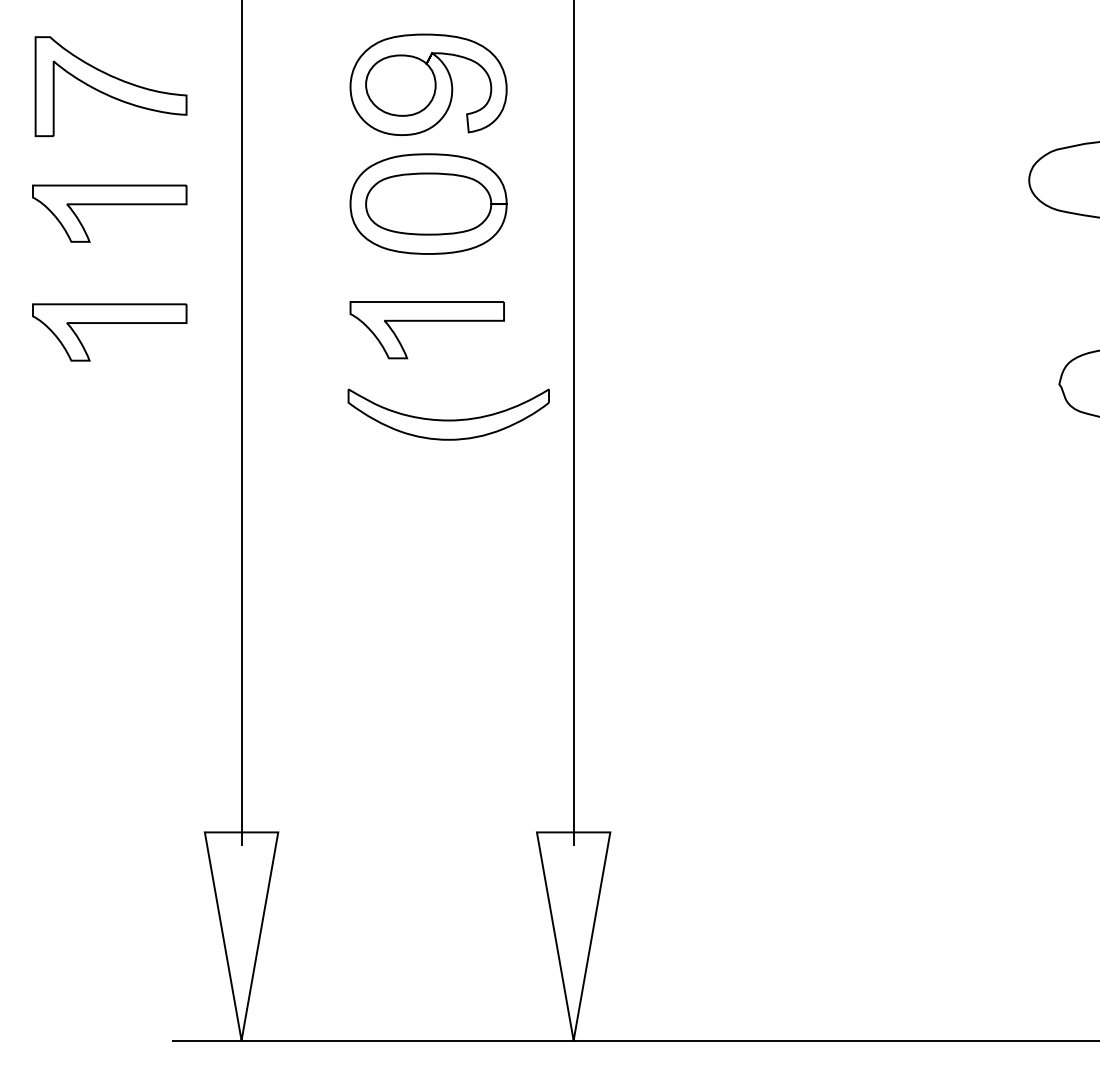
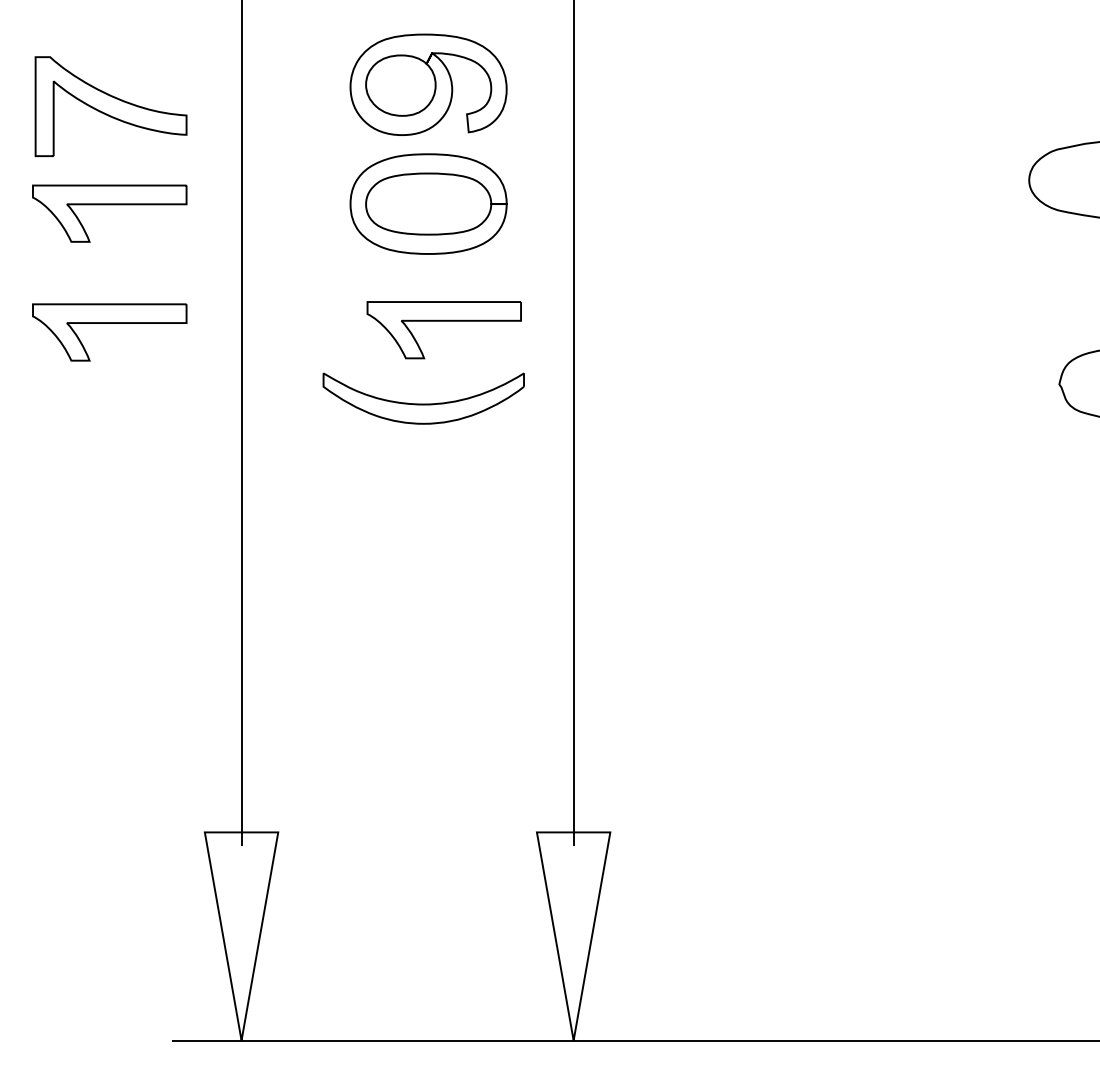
part position: (110, 86) -> (110, 106) (110, 106)
part position: (426, 321) -> (443, 321) (443, 321)
part position: (448, 414) -> (423, 398) (423, 398)
